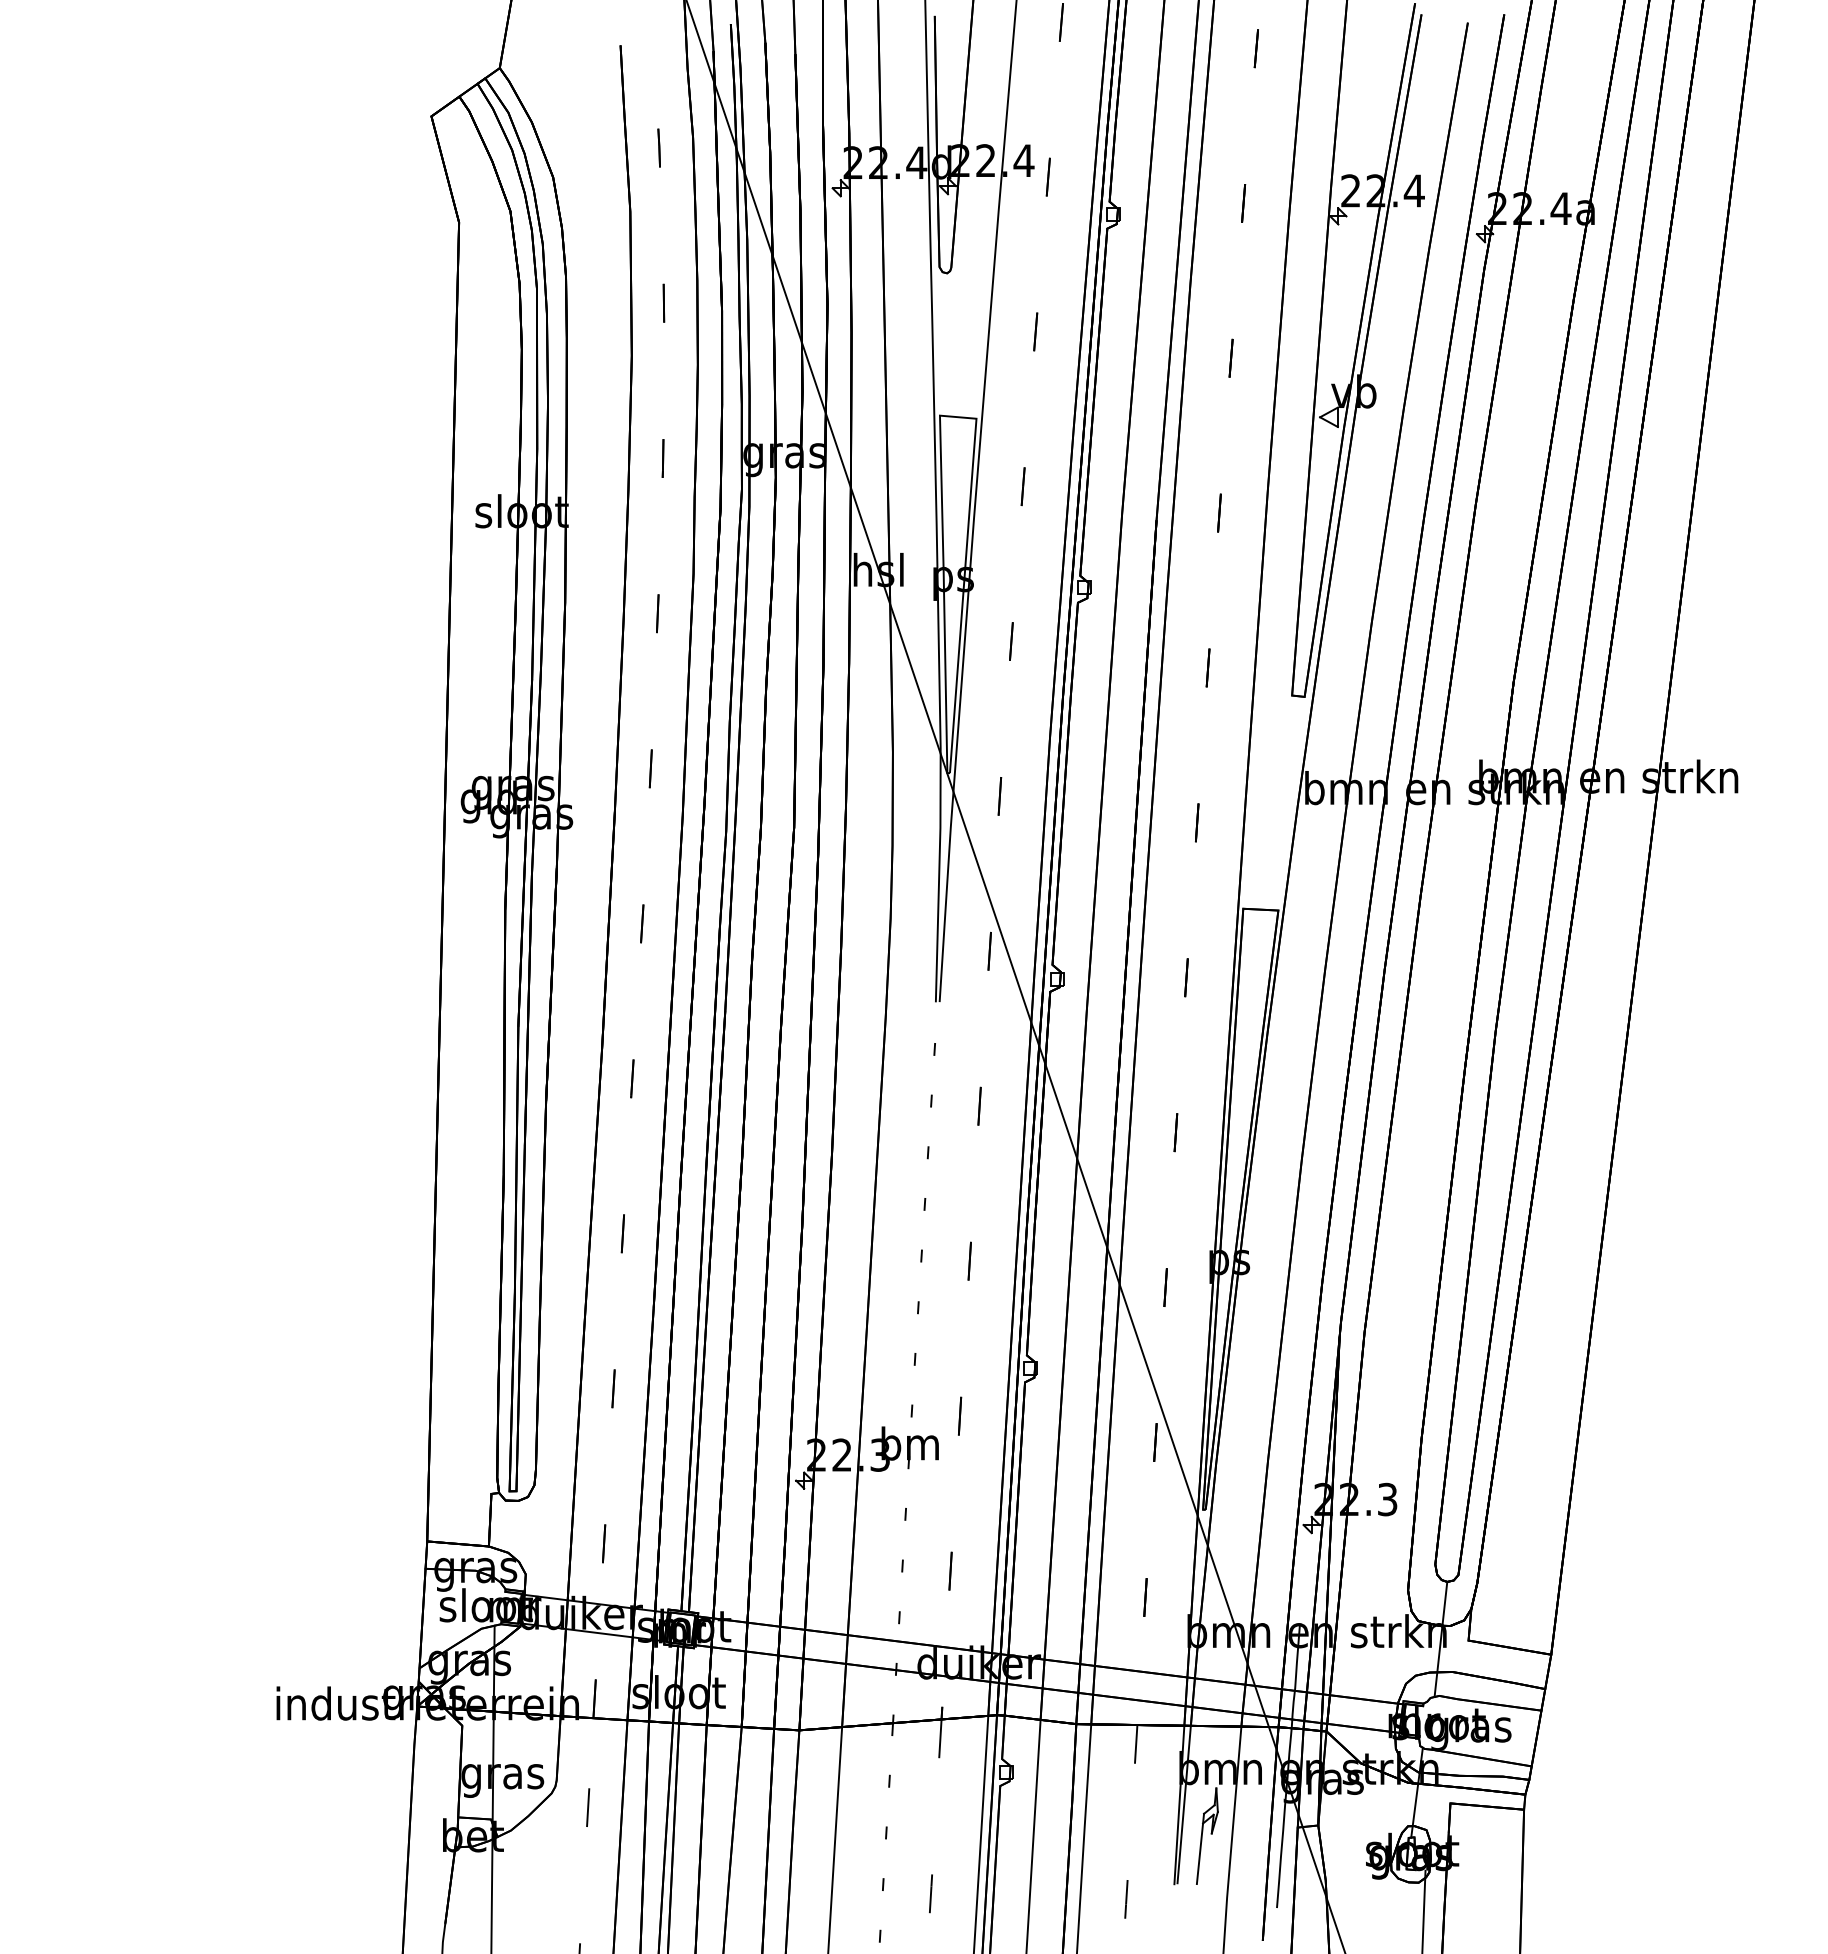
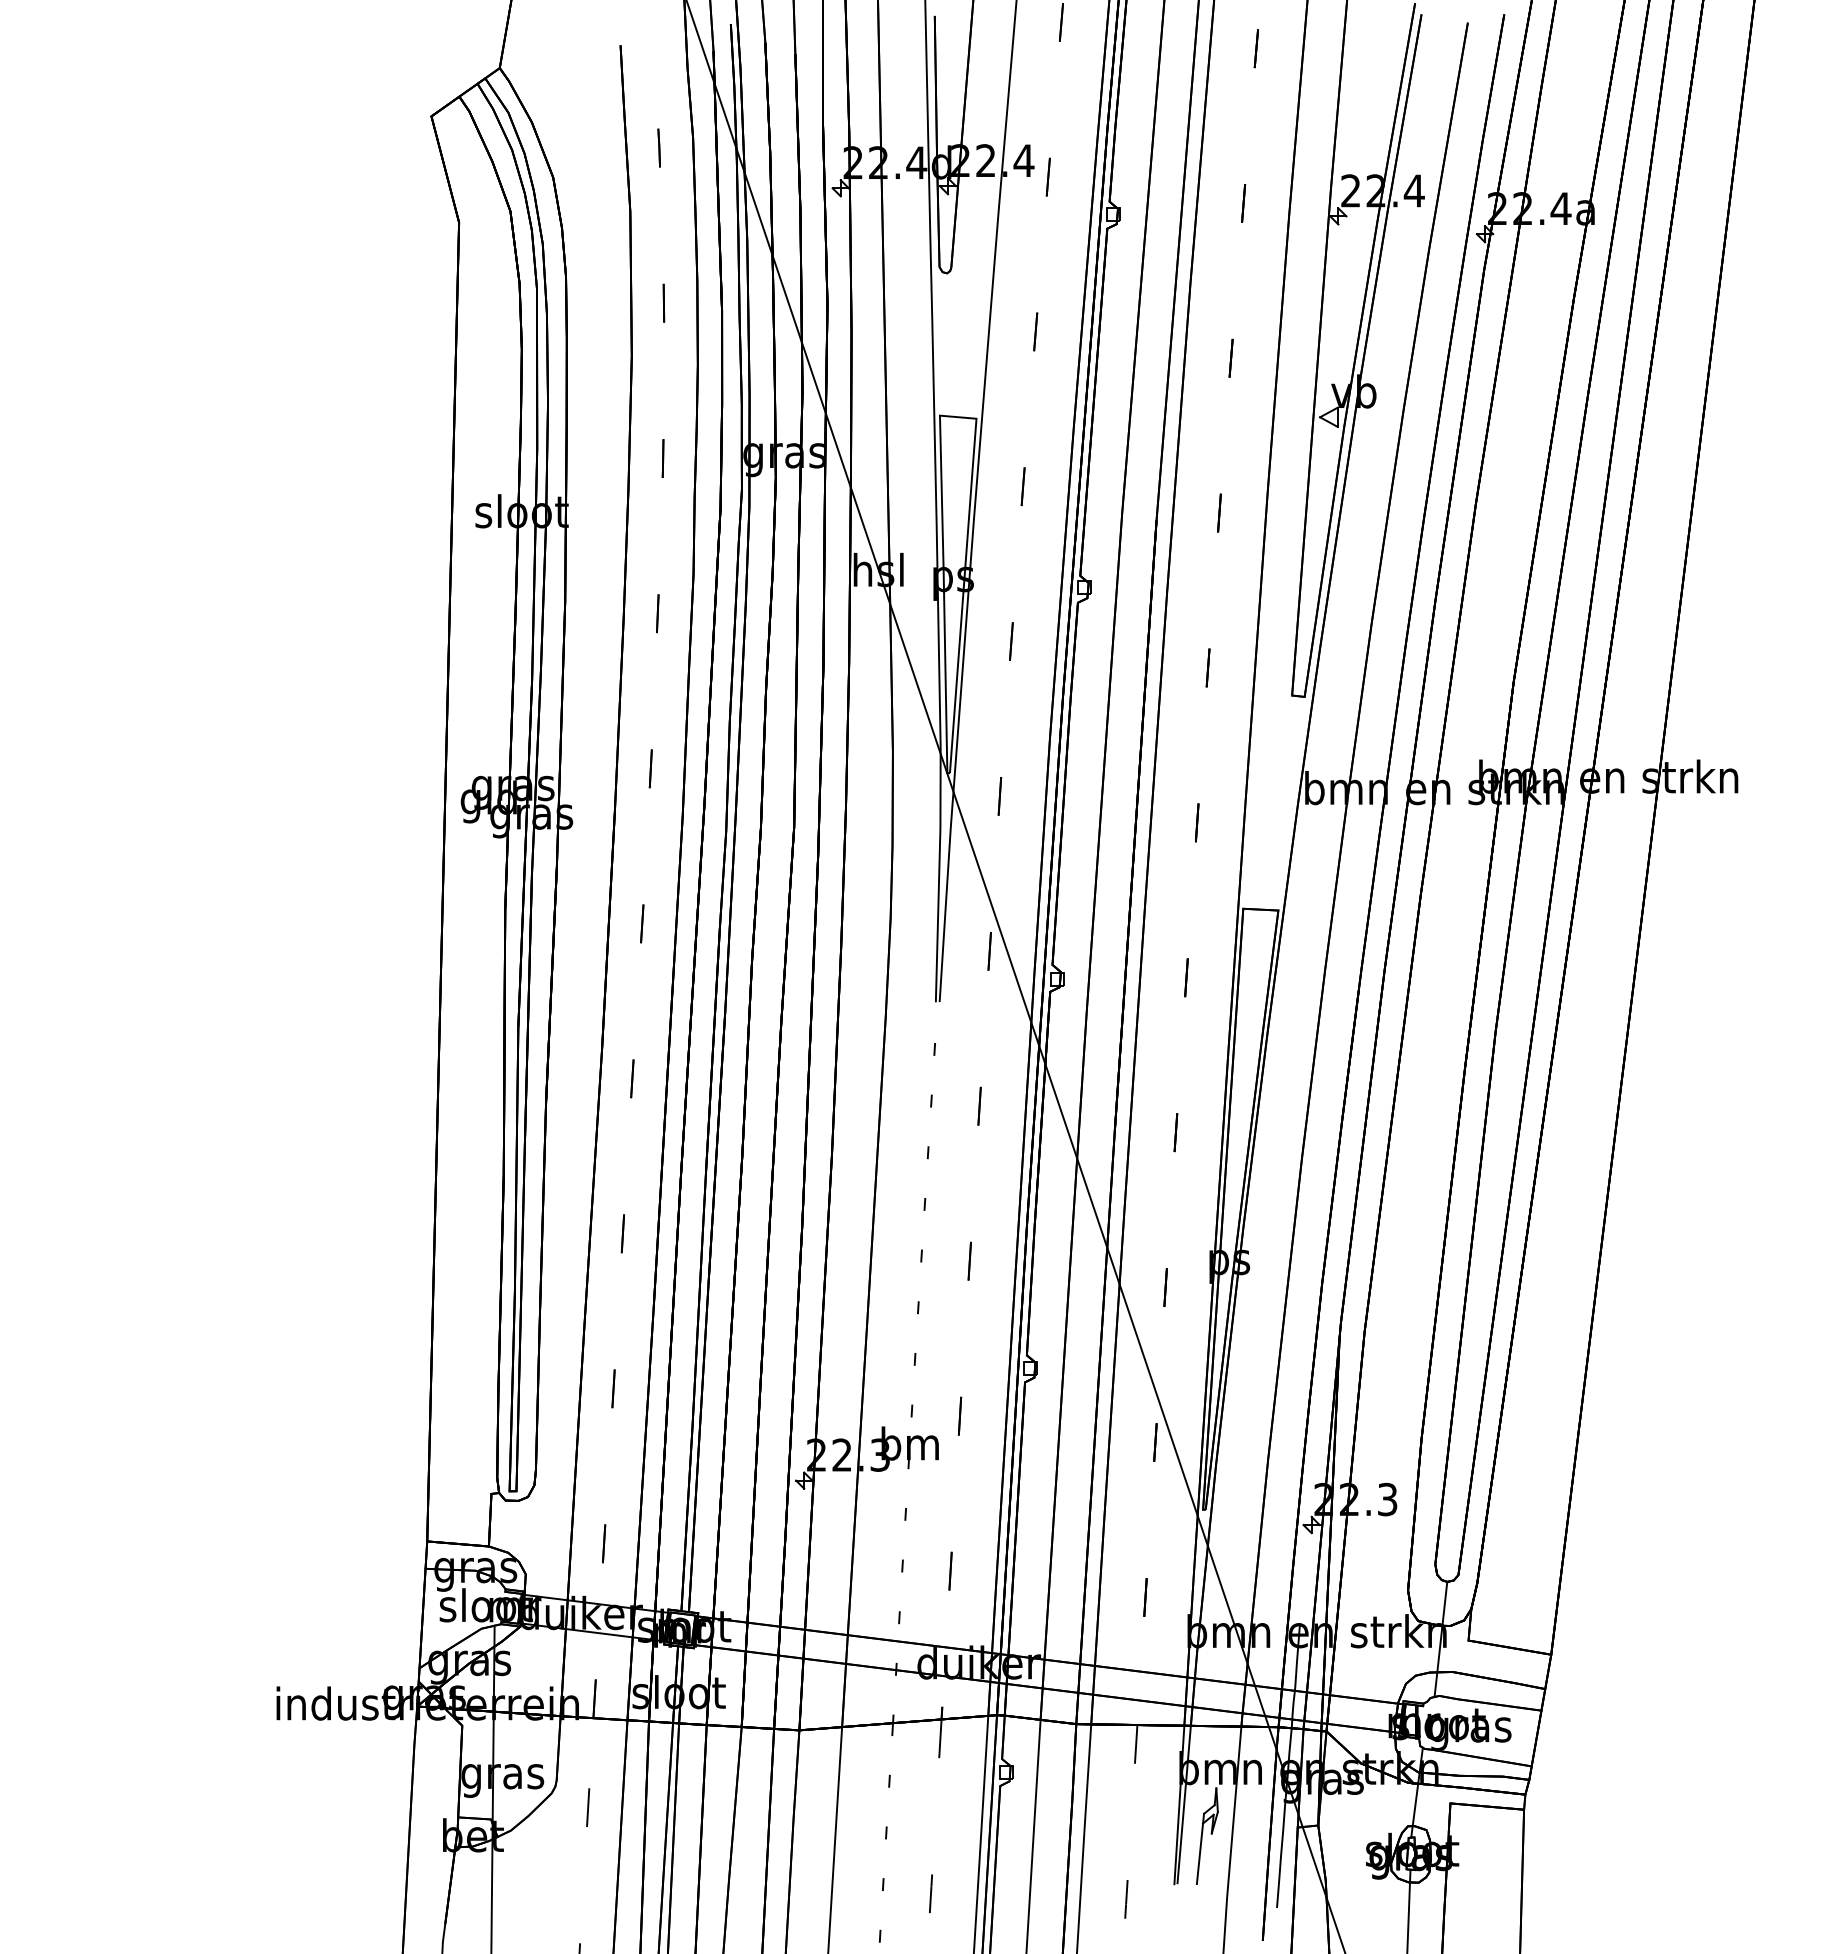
line position: (1423, 1910) -> (1408, 1909) (1408, 1909)
